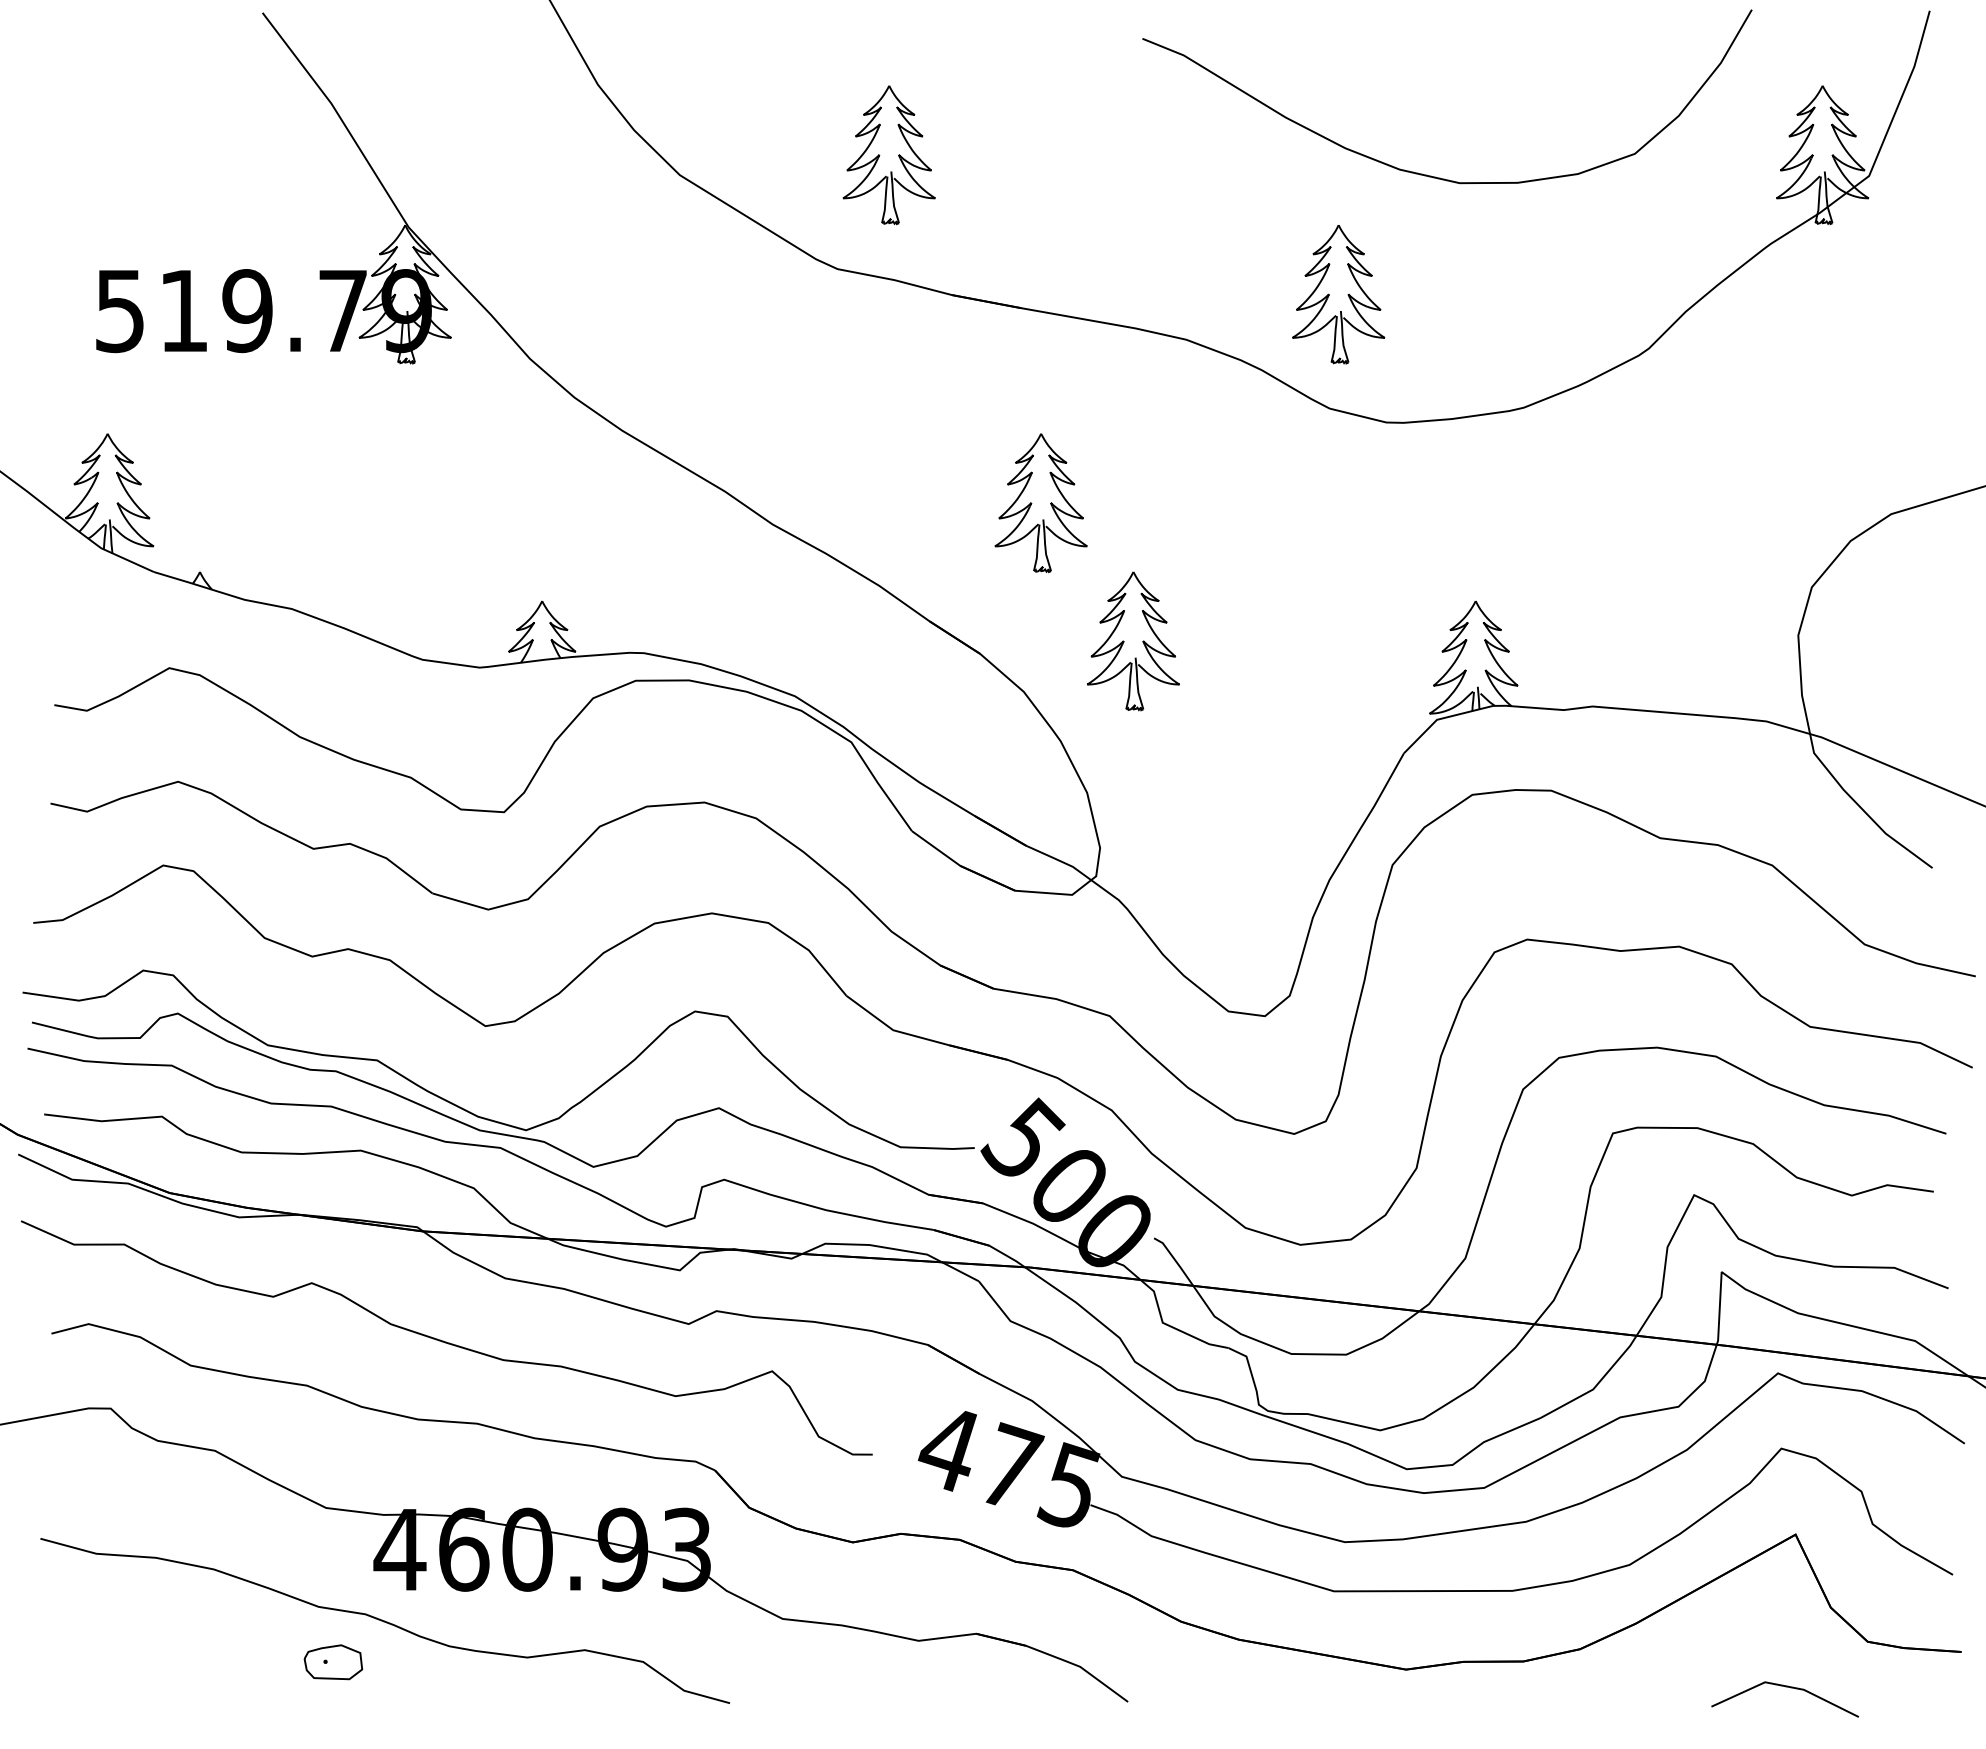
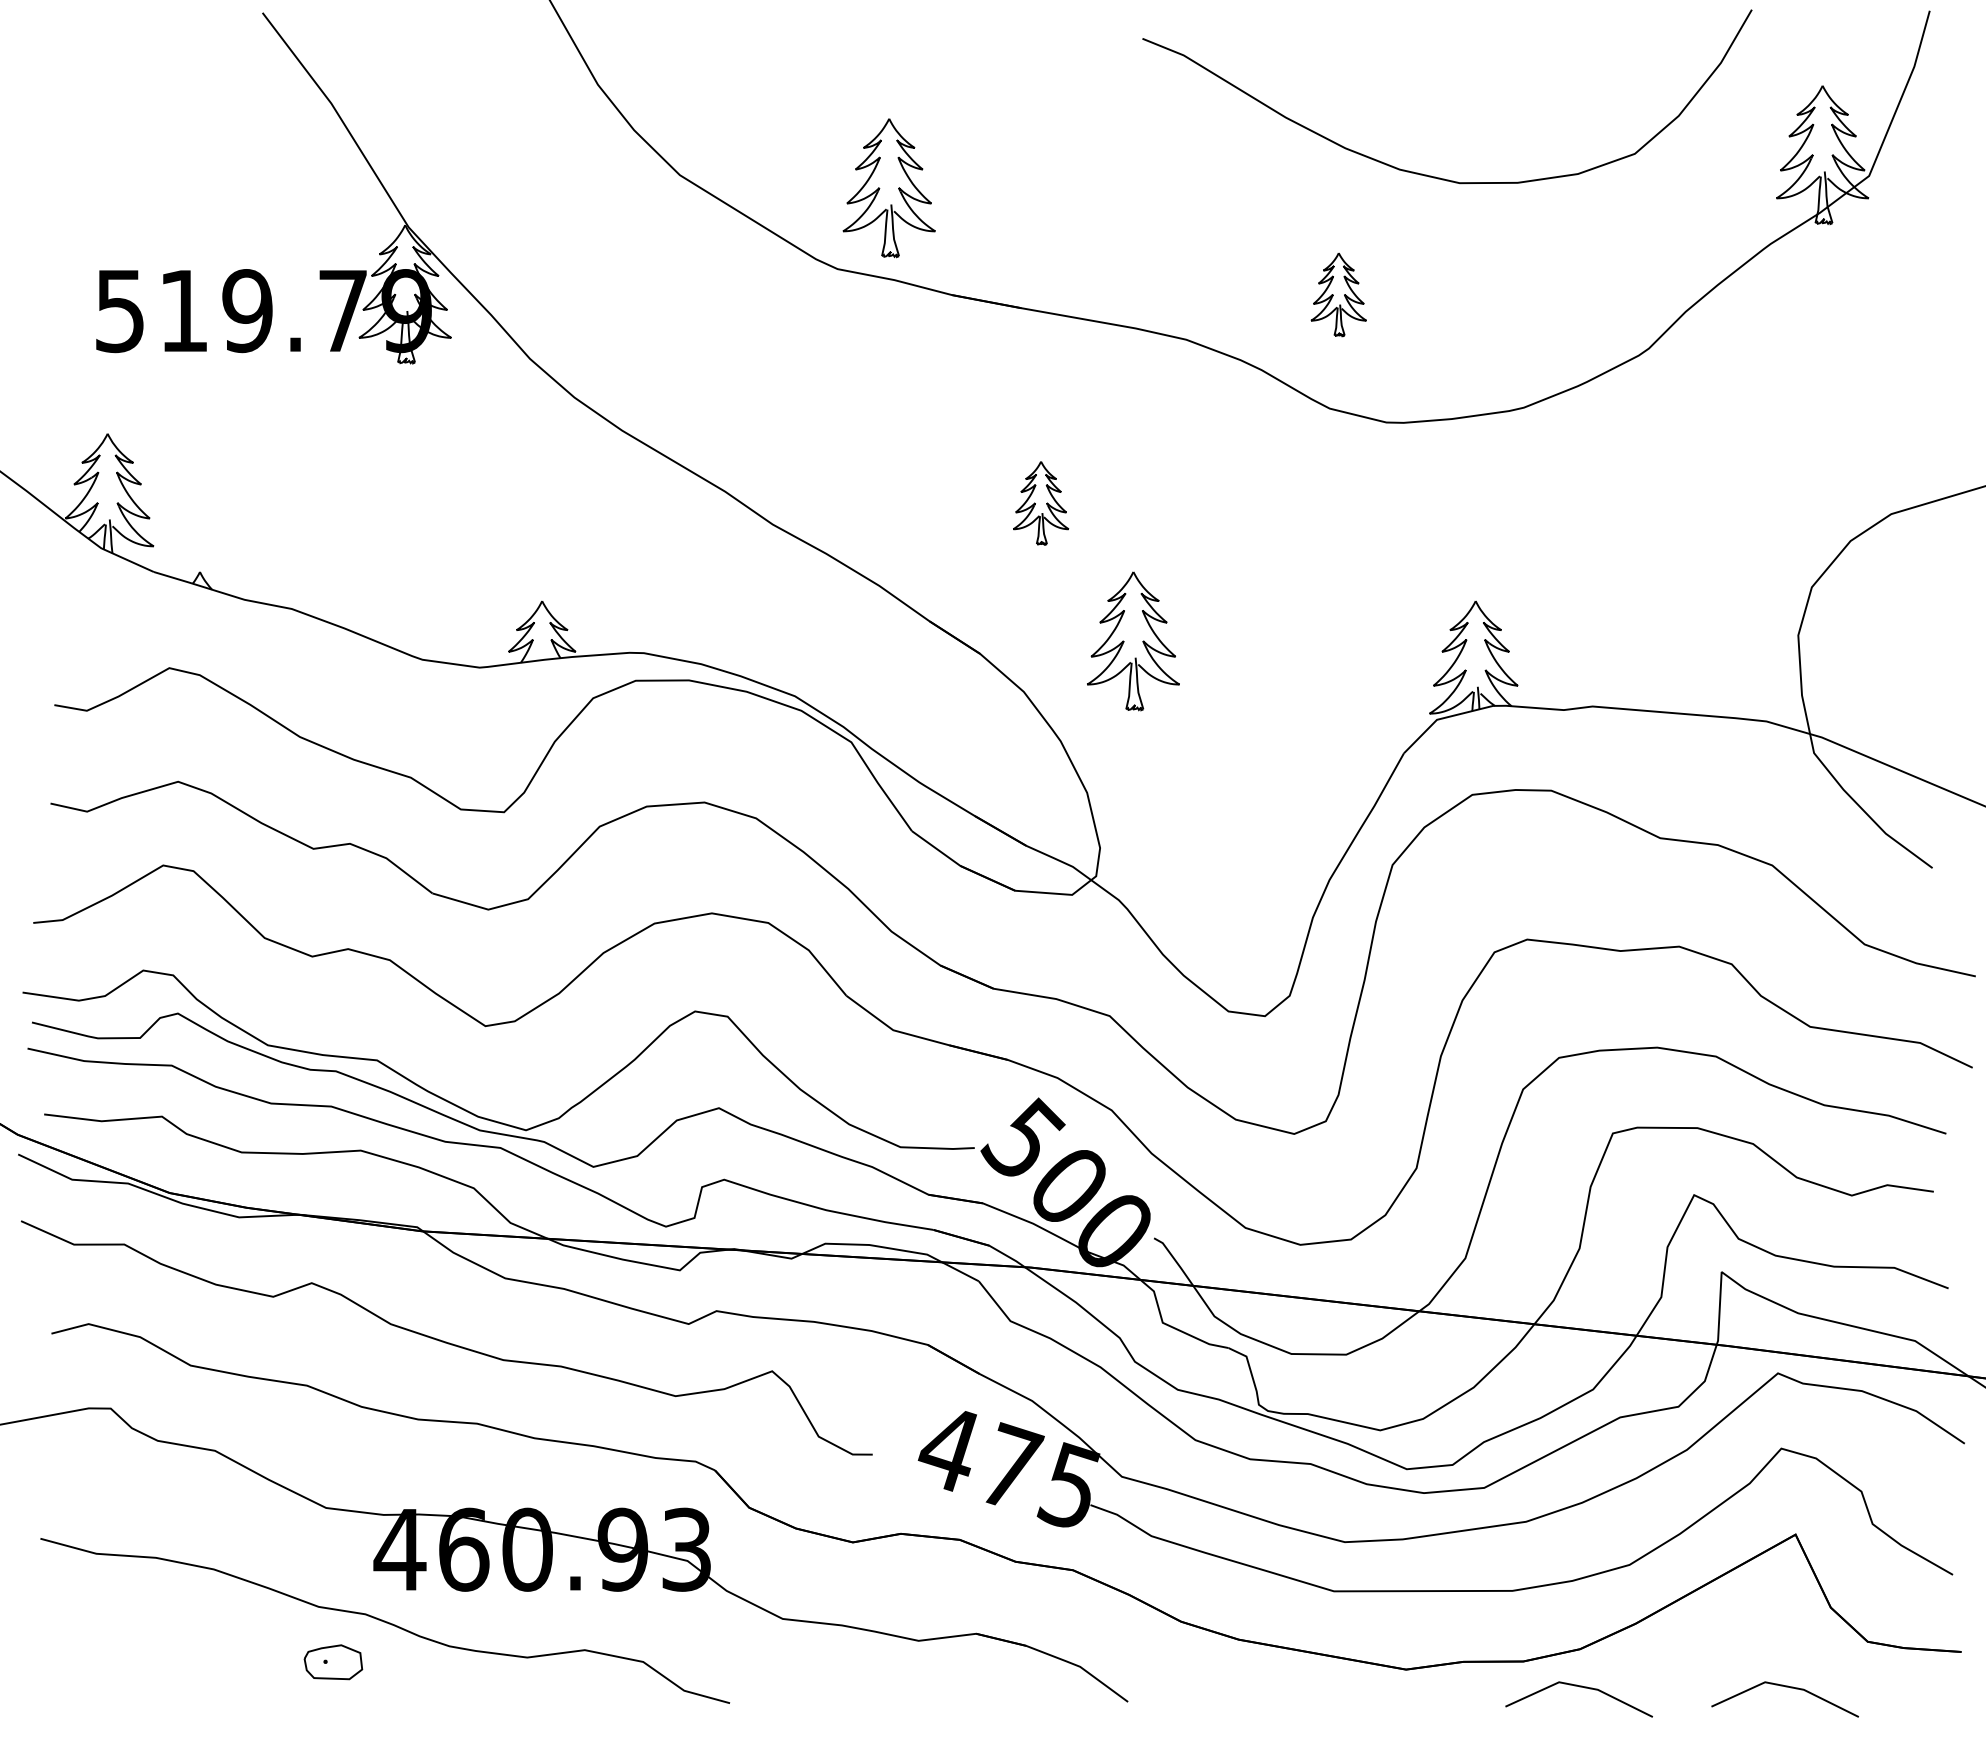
part position: (888, 155) -> (888, 188) (888, 188)
part size: 94x140 px -> 57x86 px (1338, 294)
part size: 94x141 px -> 57x85 px (1041, 503)
line: none -> present (1579, 1687)
